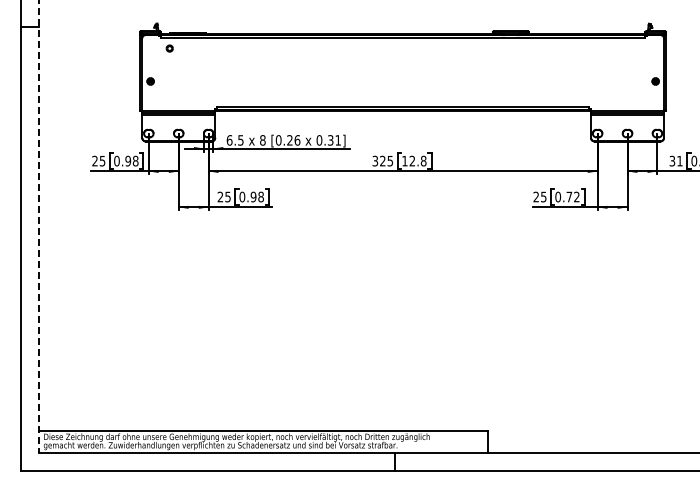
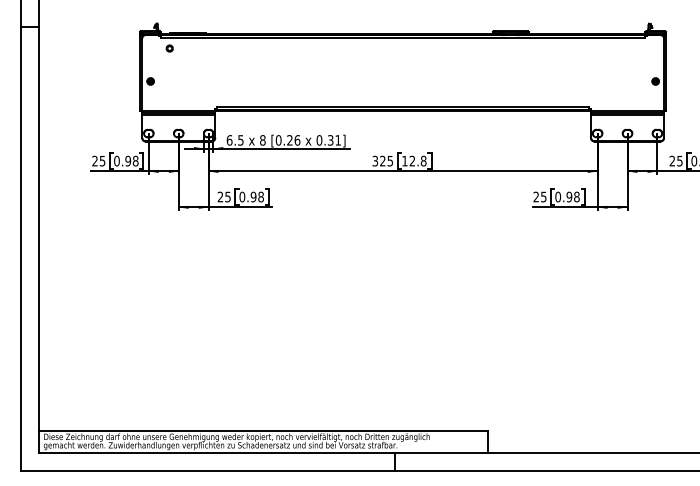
text: 31 -> 25 (675, 161)
text: 0.72 -> 0.98 (572, 196)
line: dashed -> solid (38, 227)
